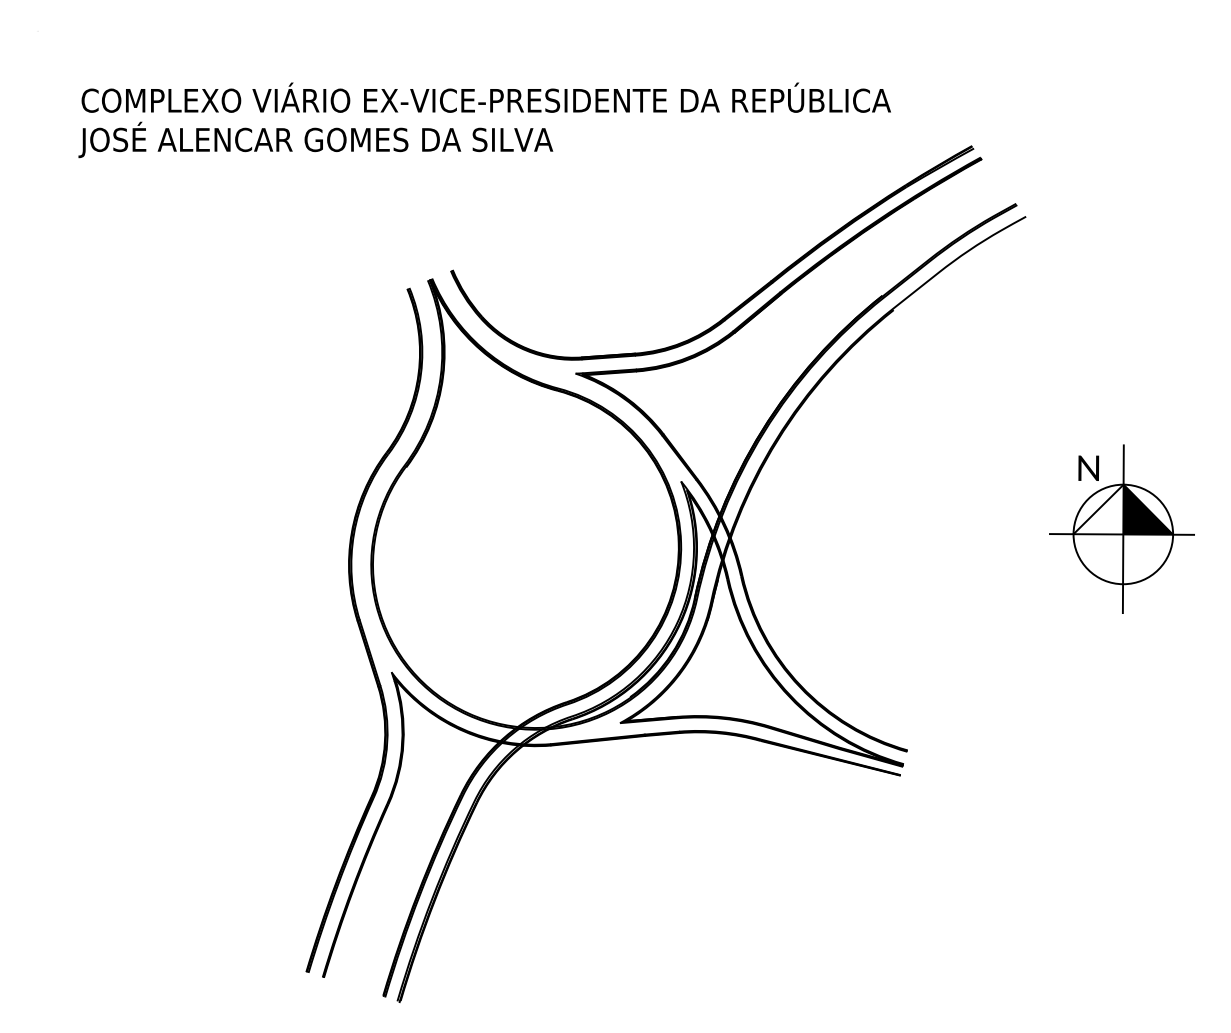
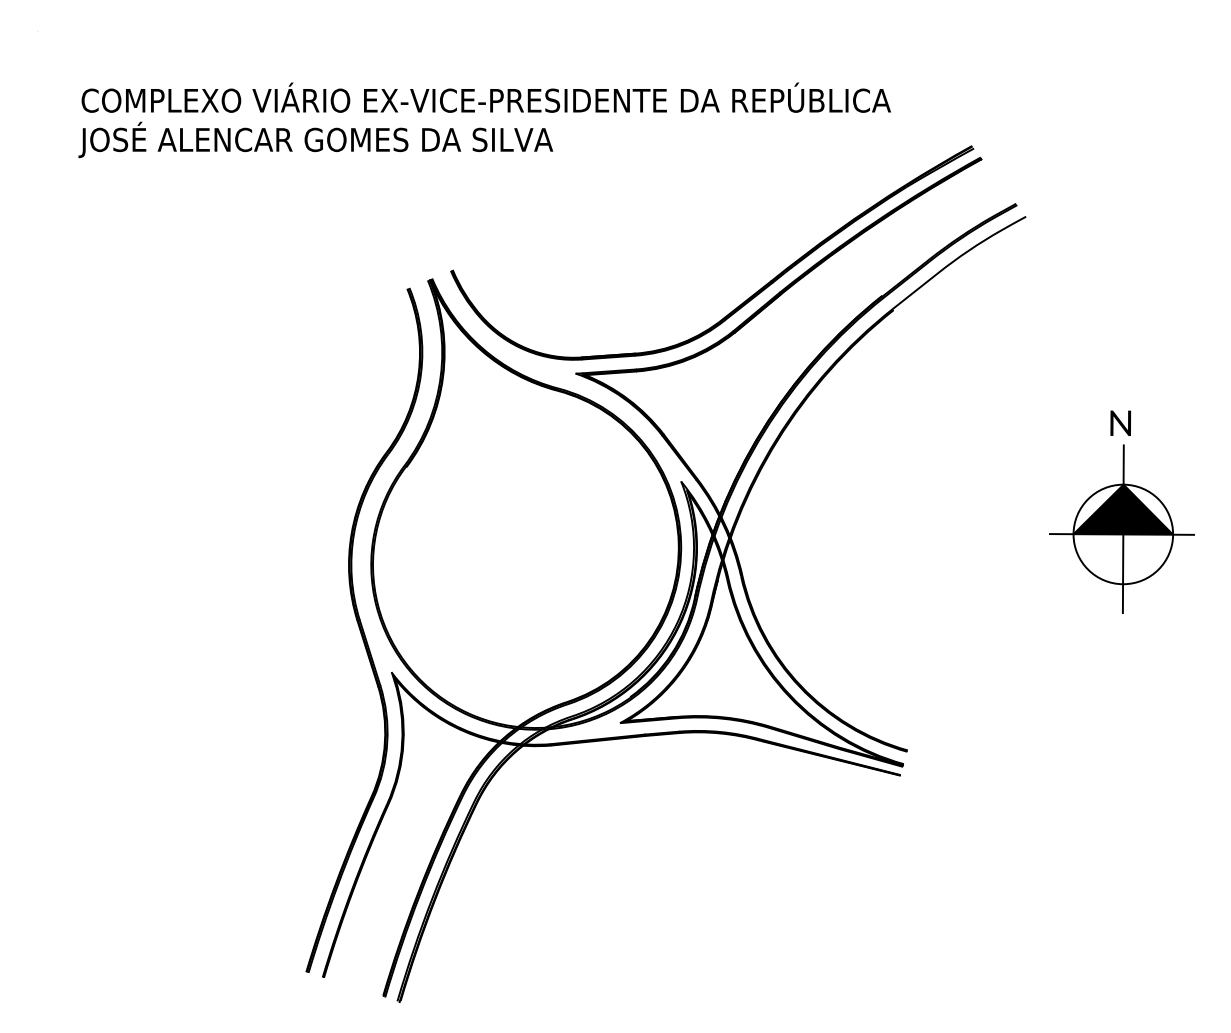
text position: (1088, 467) -> (1120, 422) (1120, 422)
fill: none -> present (1098, 509)
